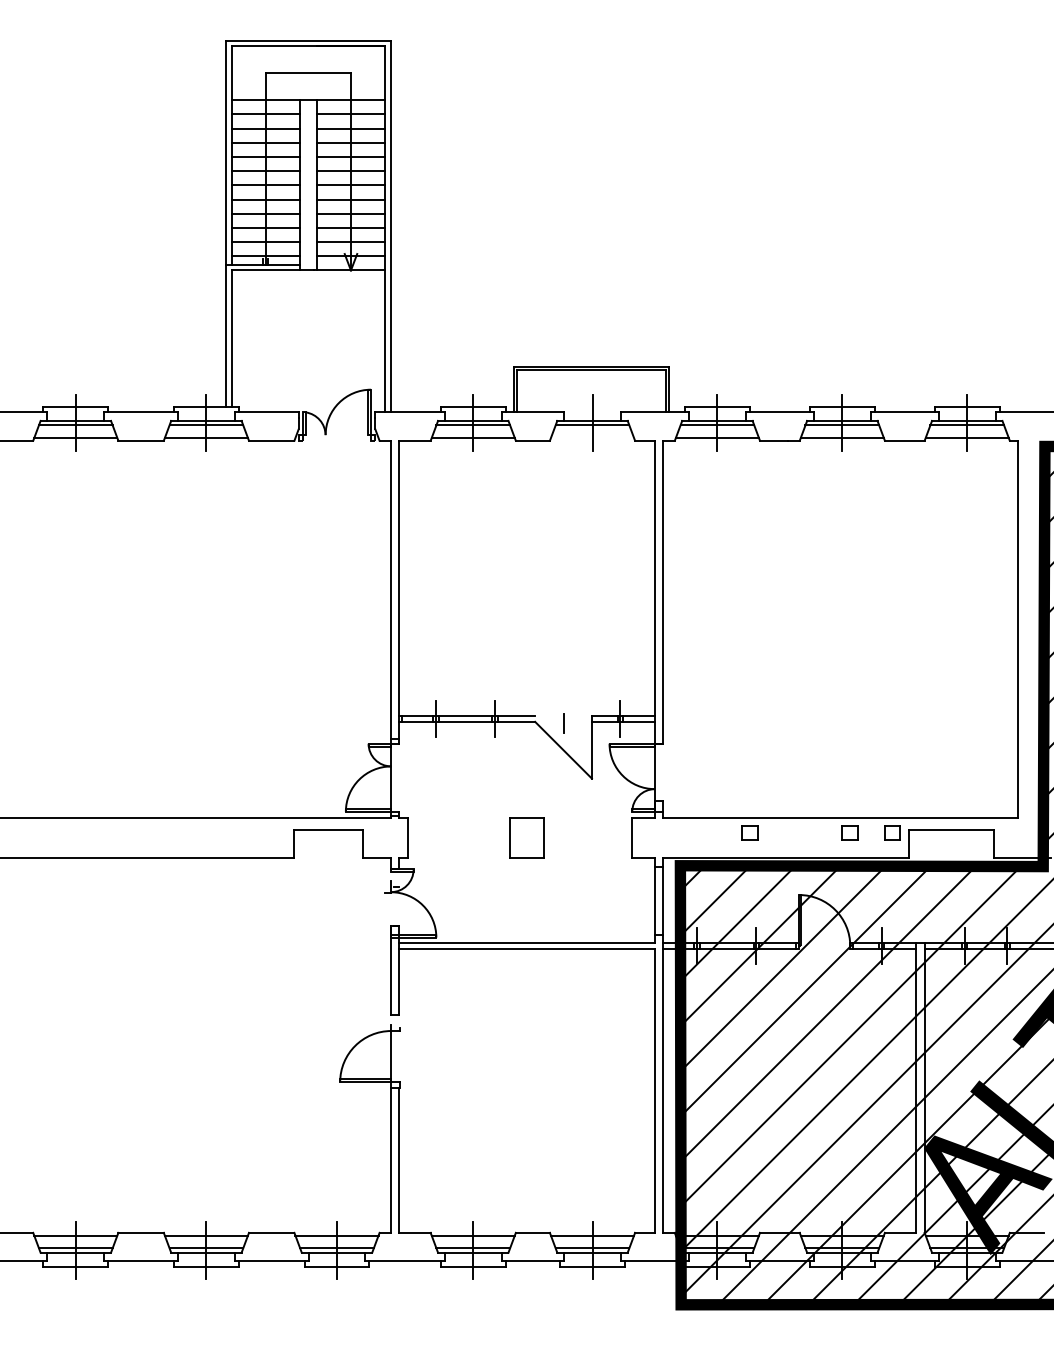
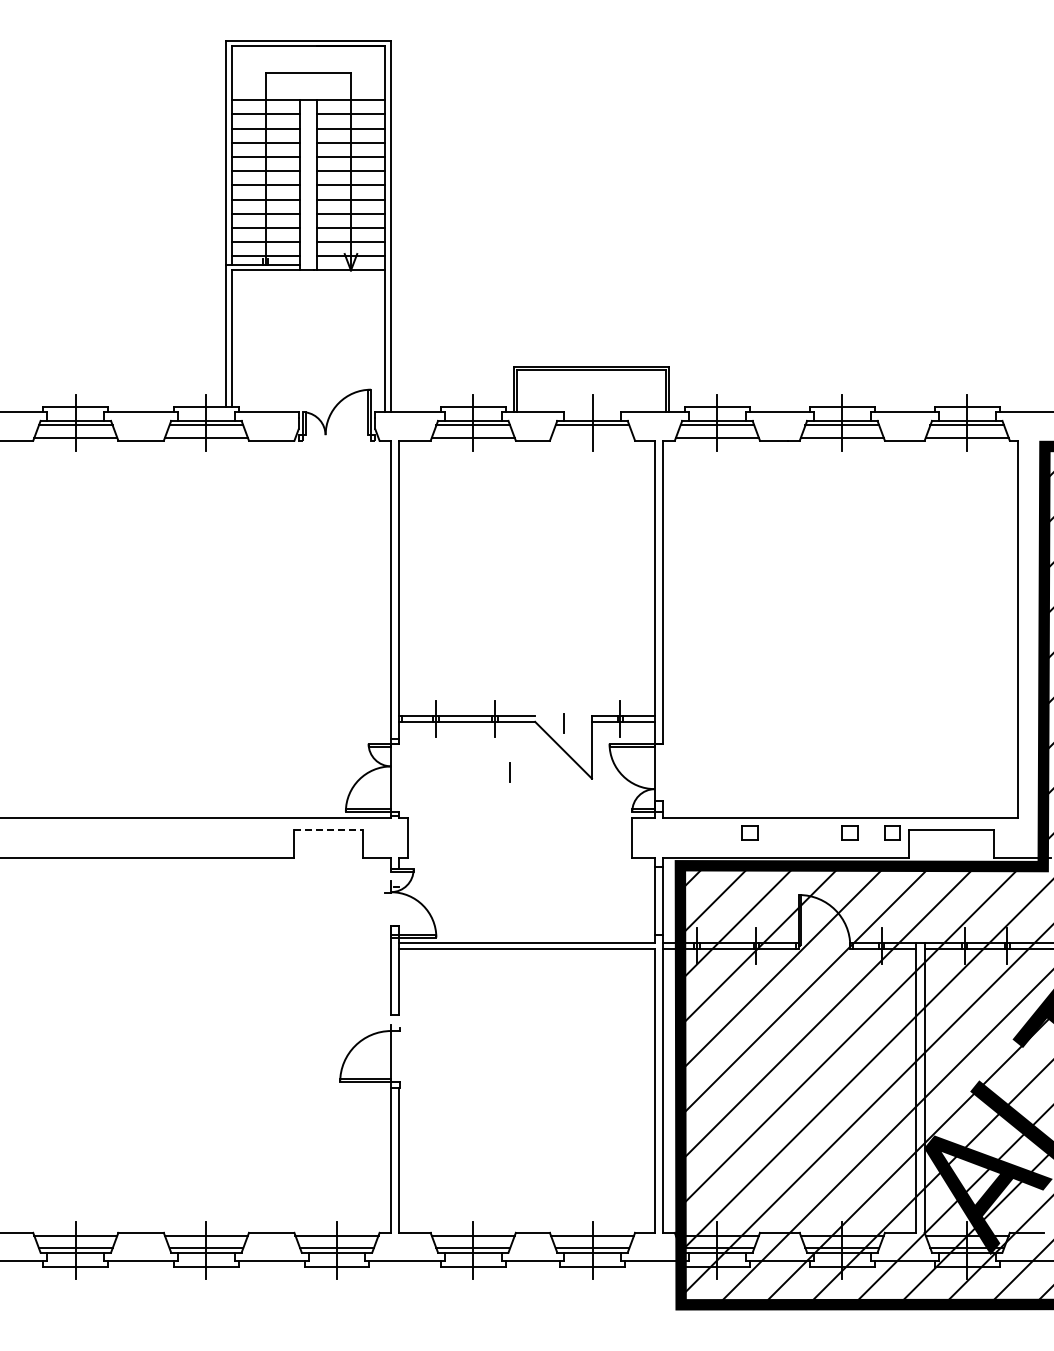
line: none -> present (509, 772)
line: solid -> dashed (328, 829)
part: present -> none (526, 837)
